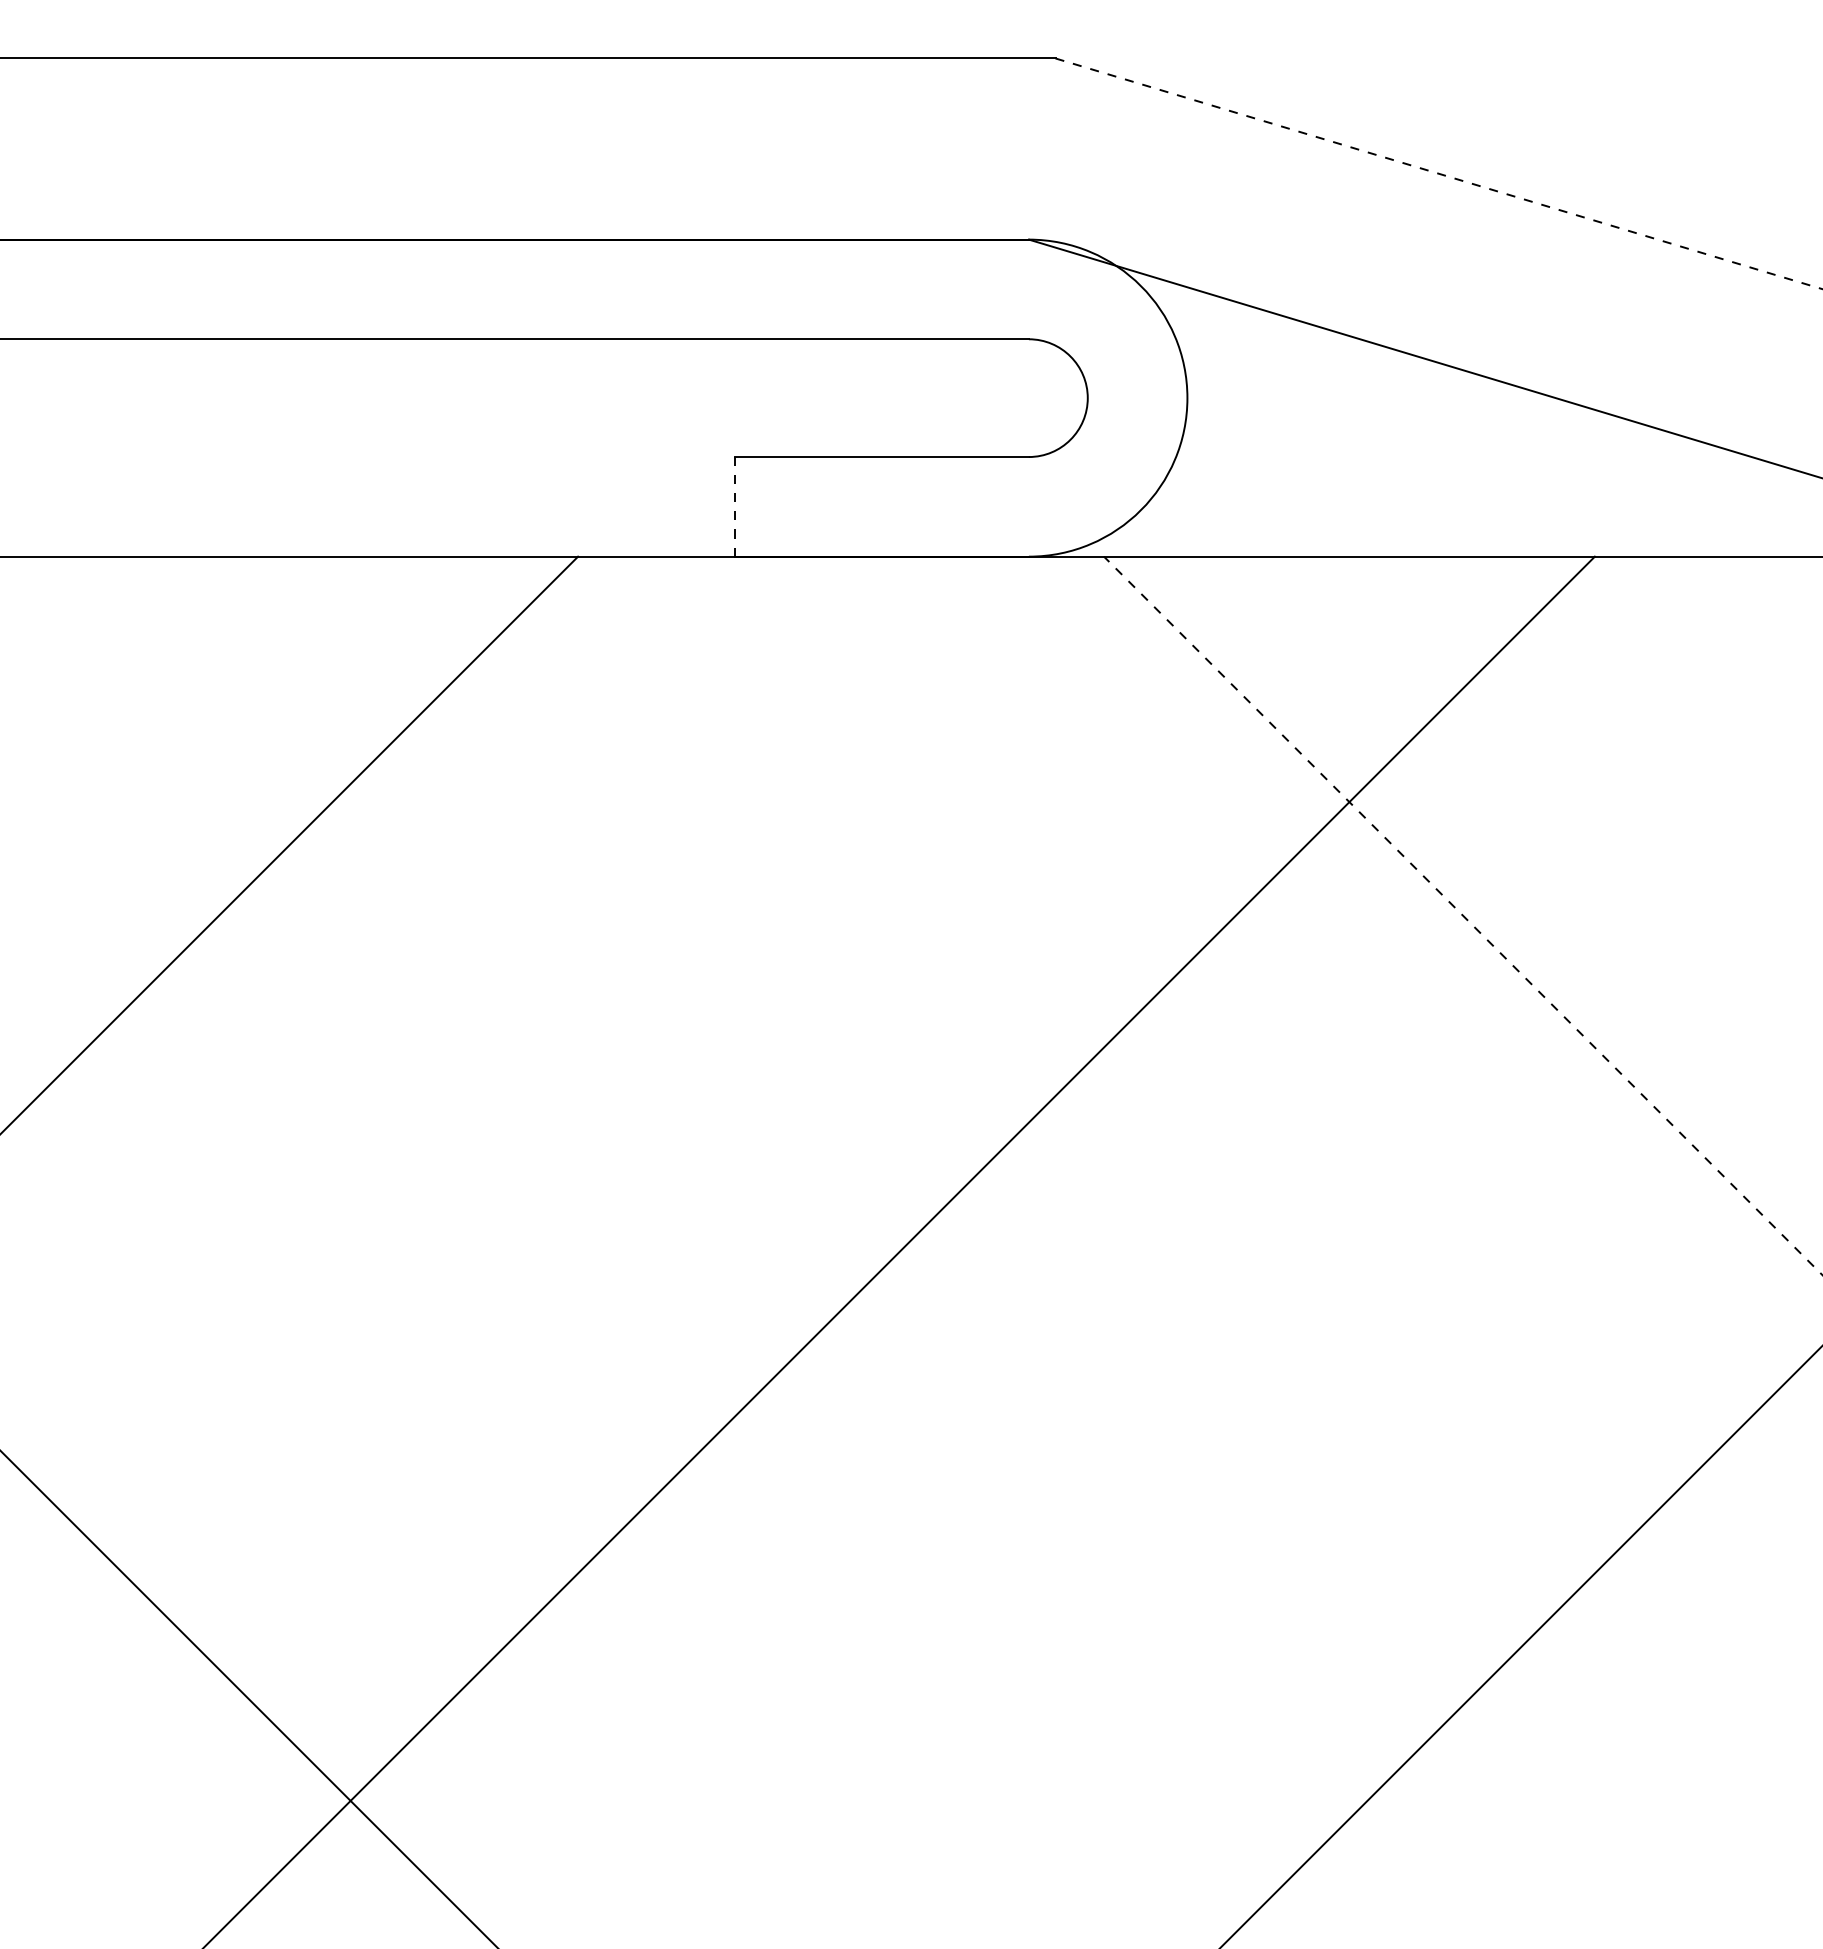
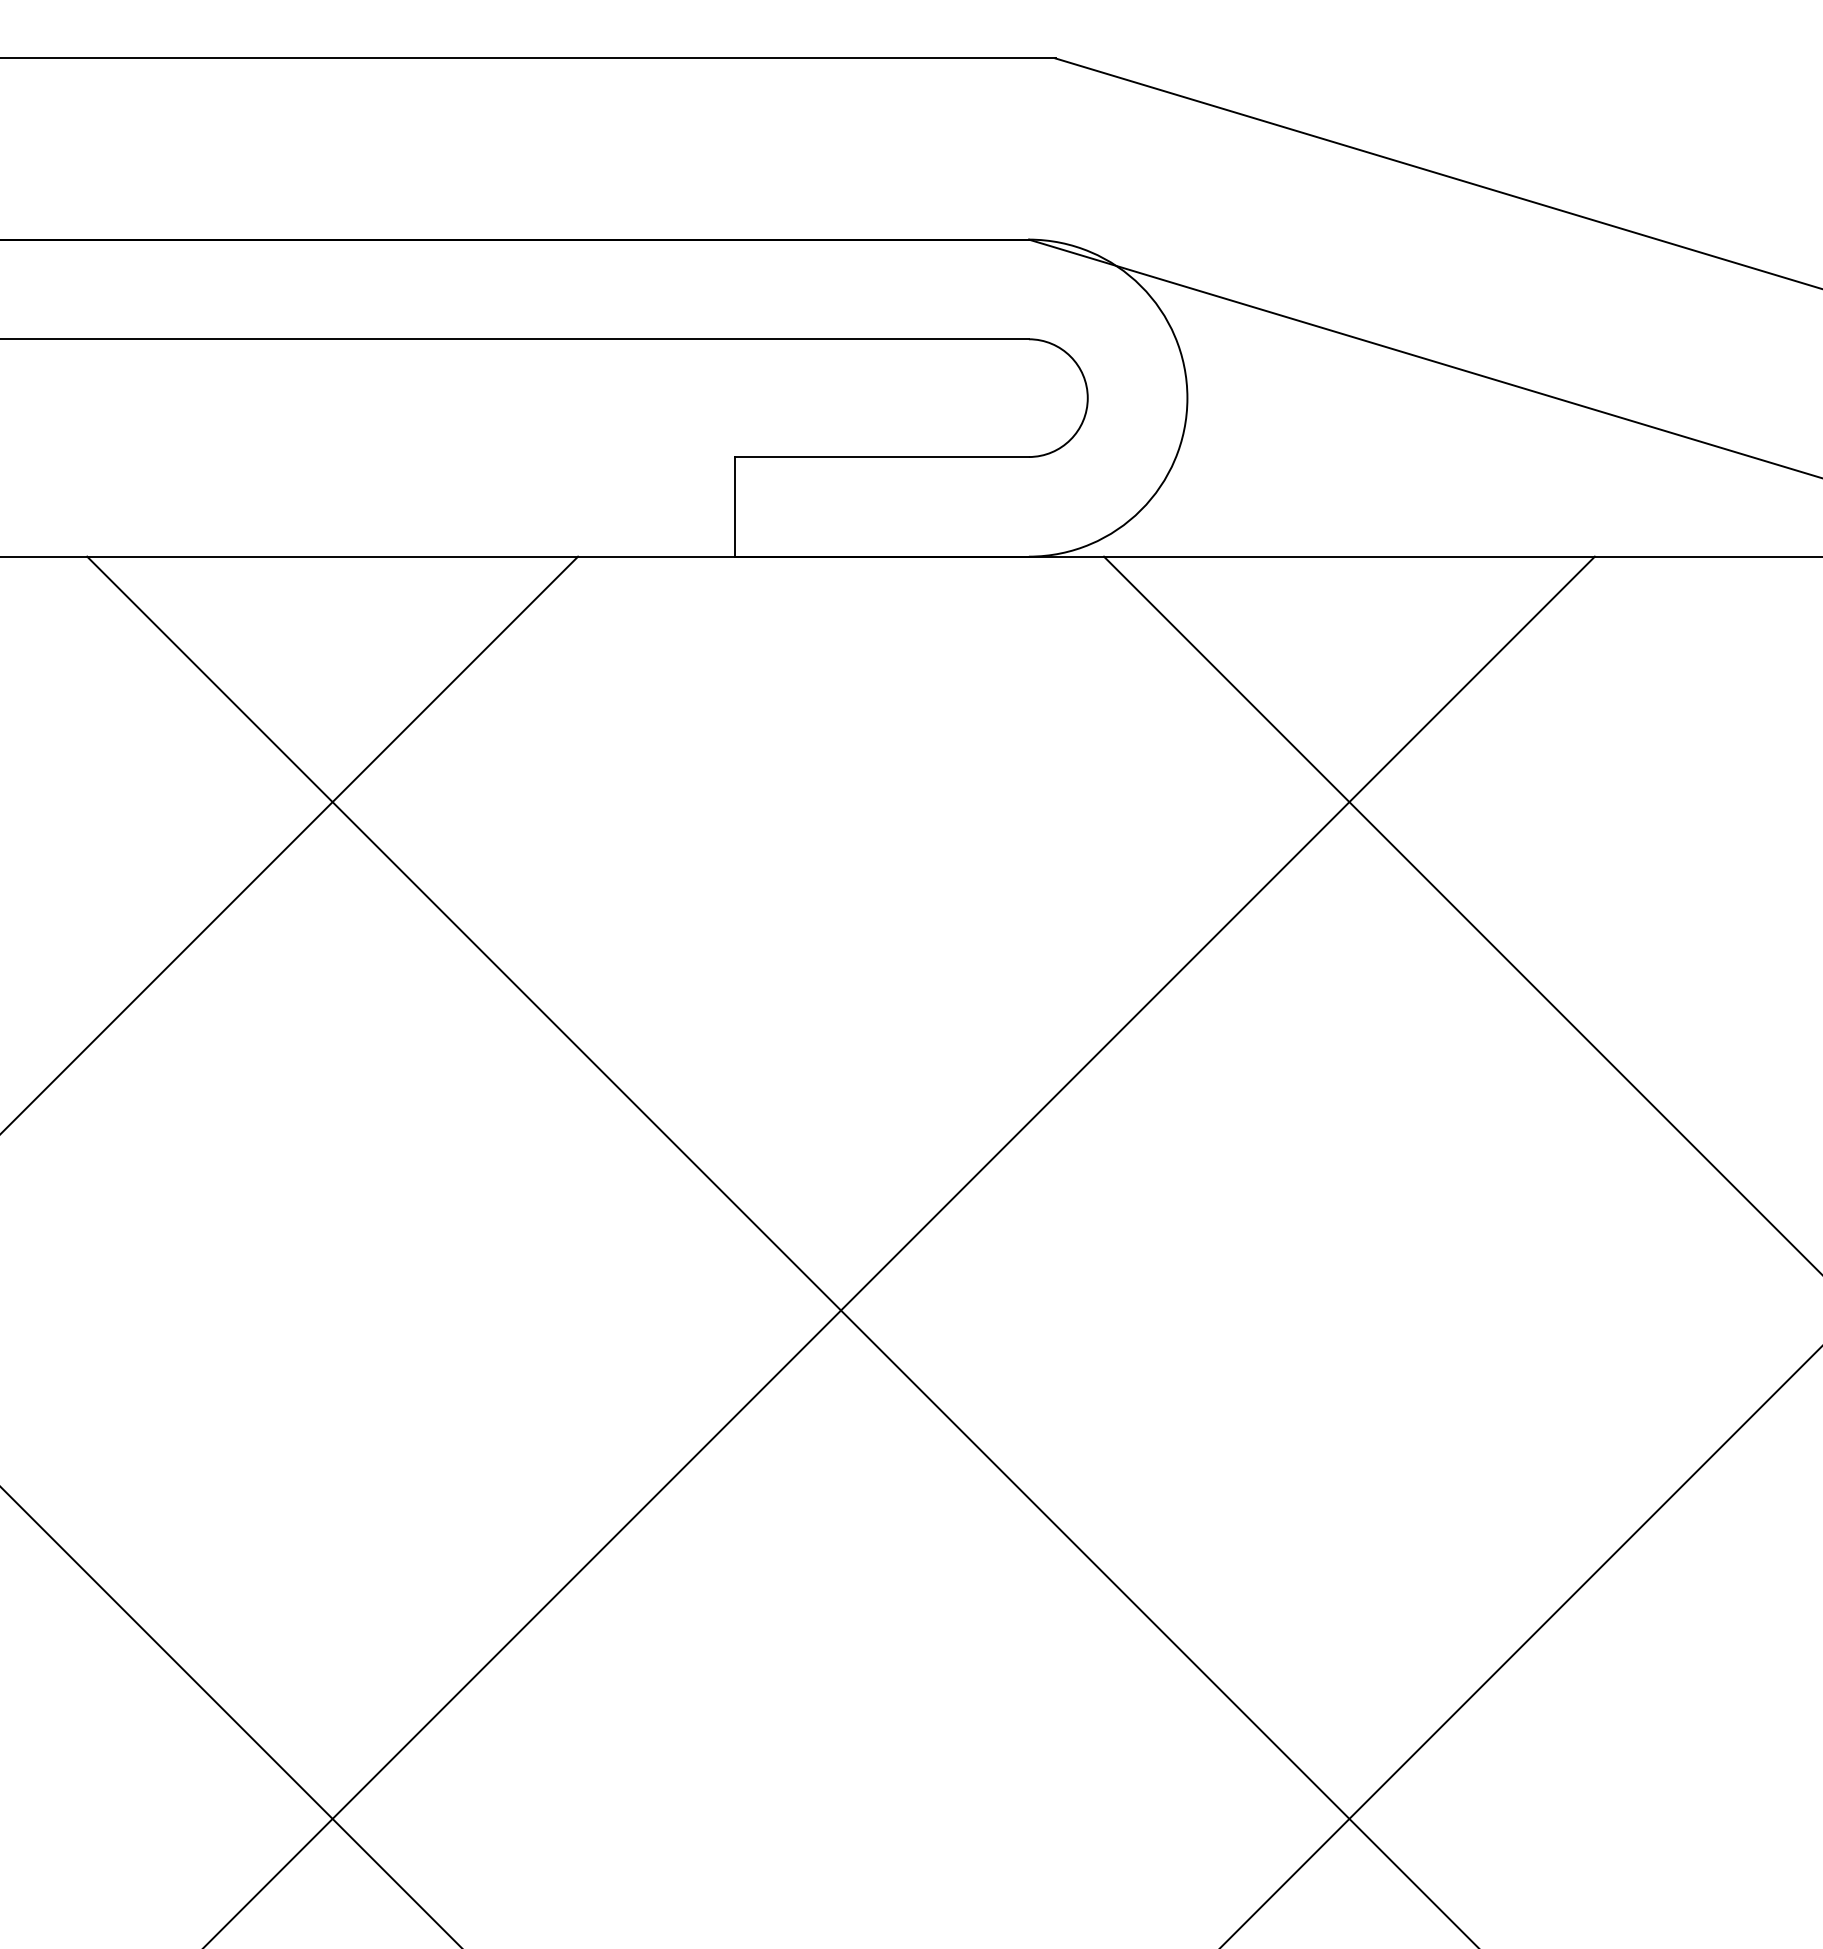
line: dashed -> solid (1439, 173)
line: dashed -> solid (734, 506)
line: dashed -> solid (1463, 915)
line: none -> present (781, 1250)
line position: (248, 1698) -> (230, 1716) (230, 1716)
